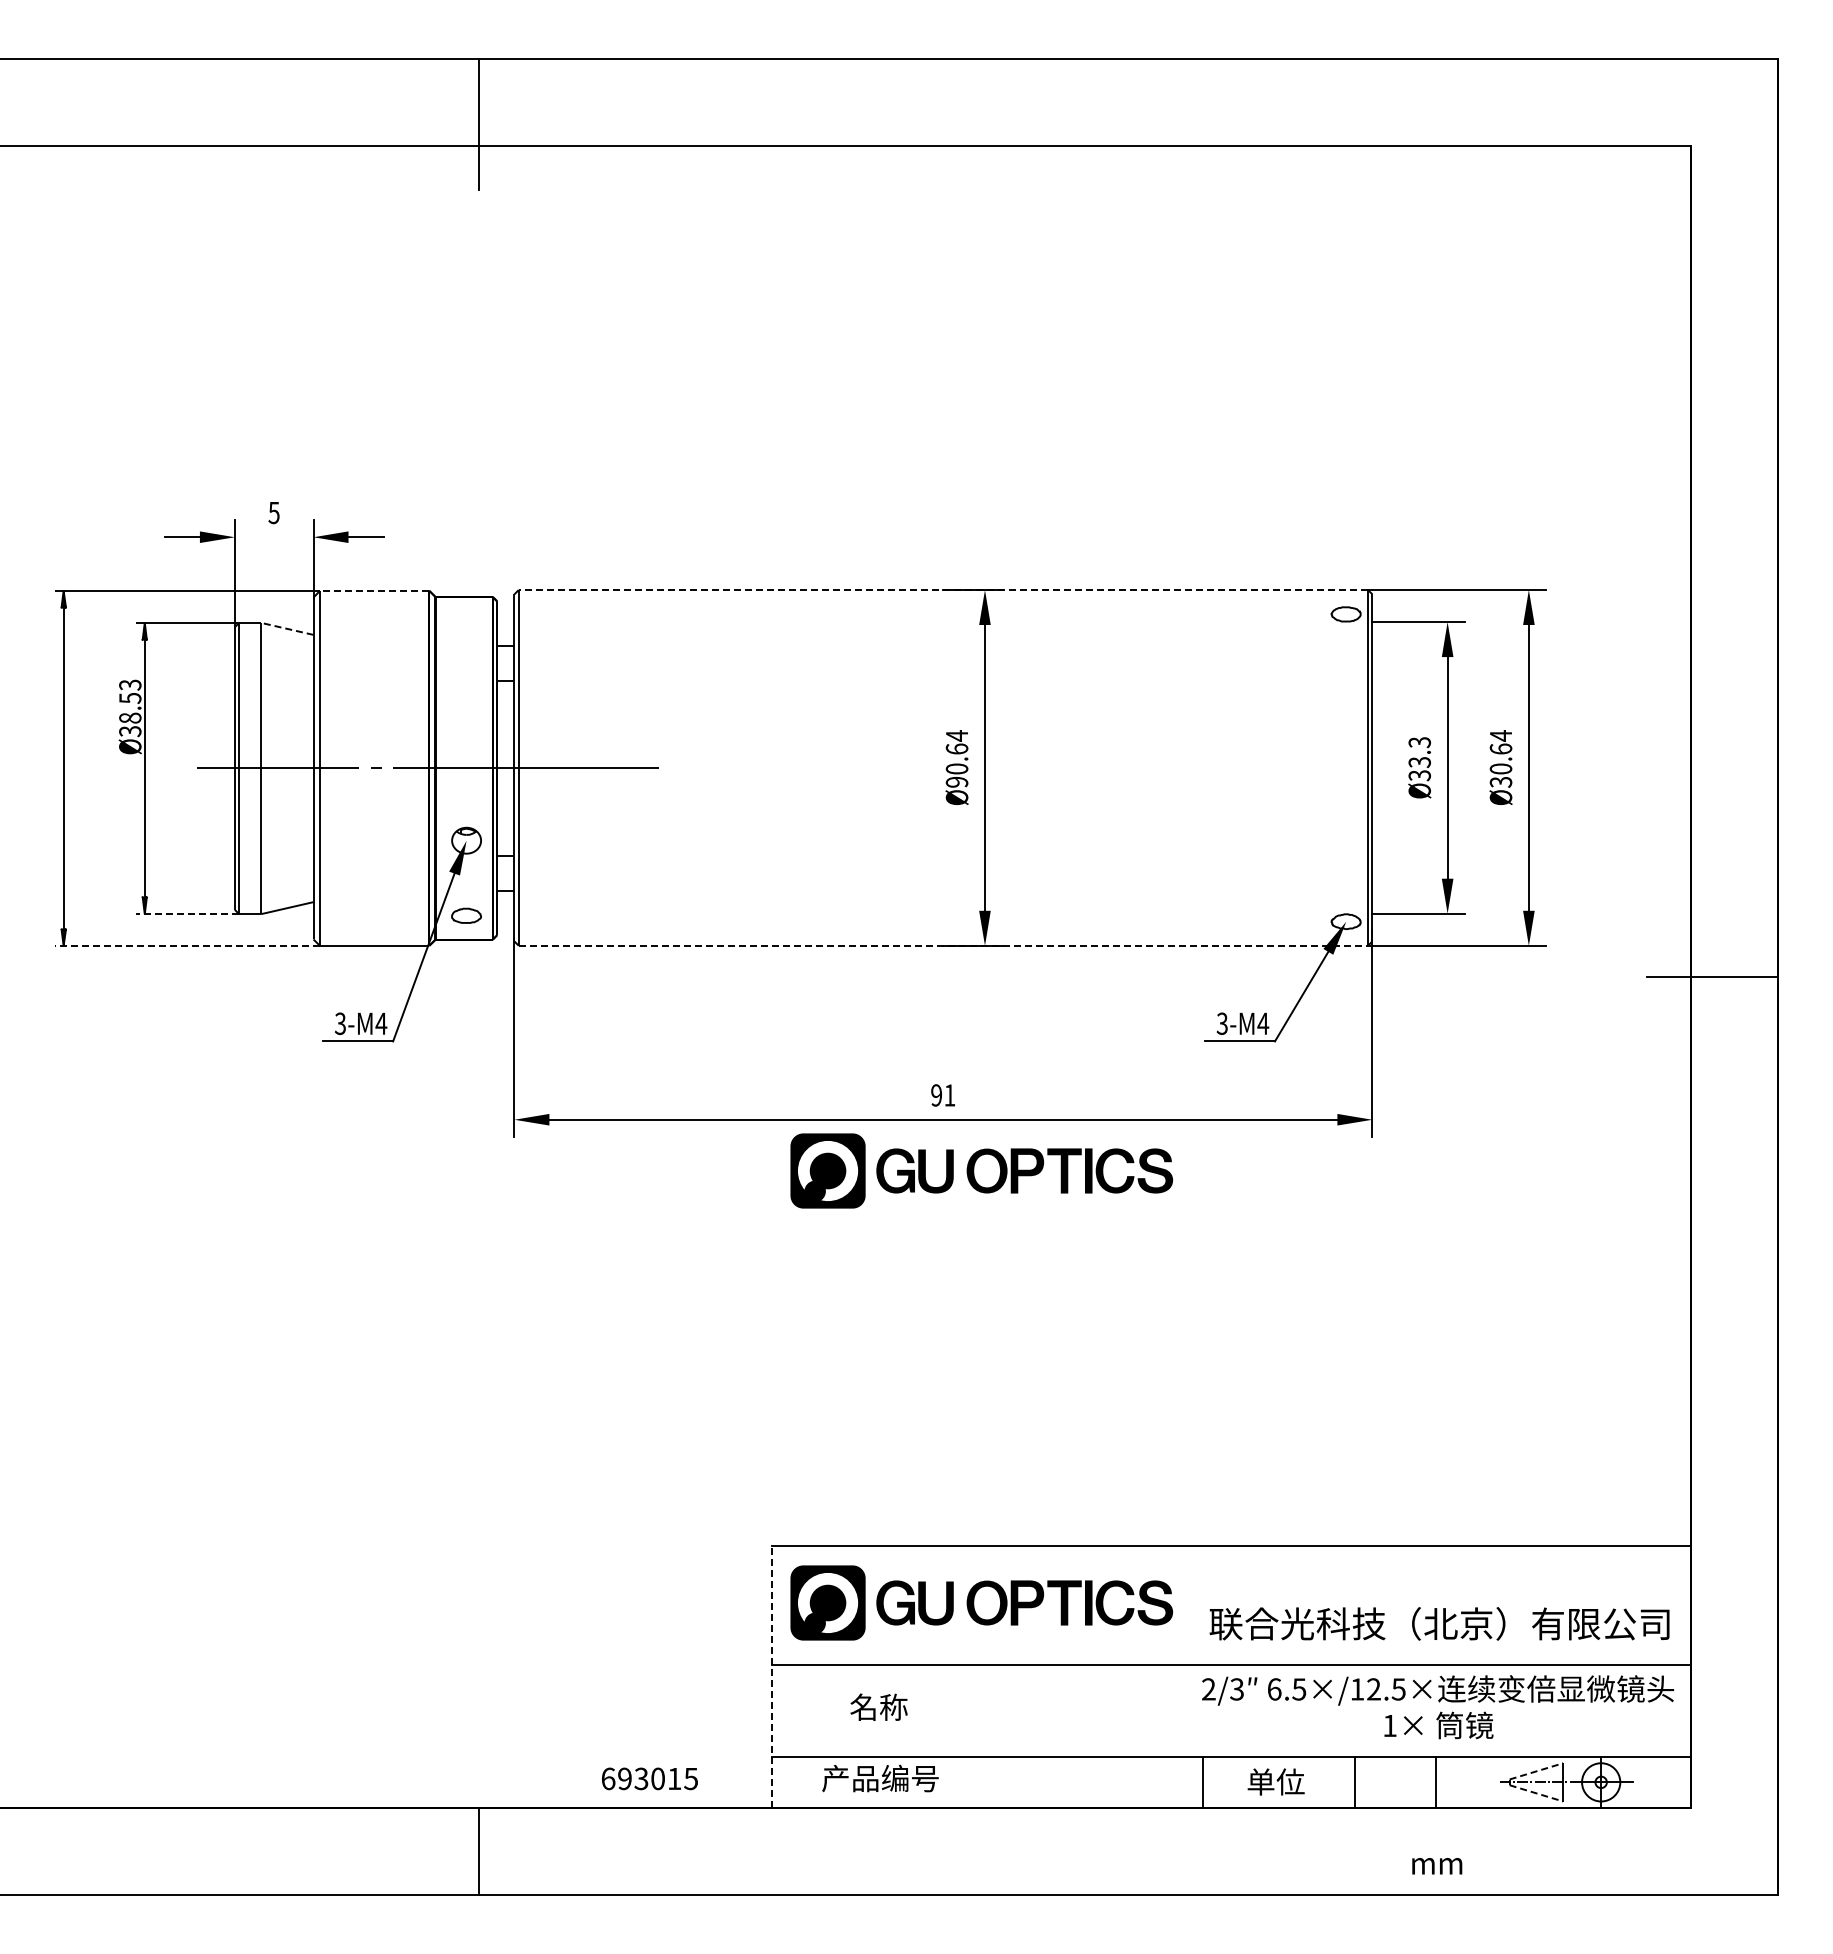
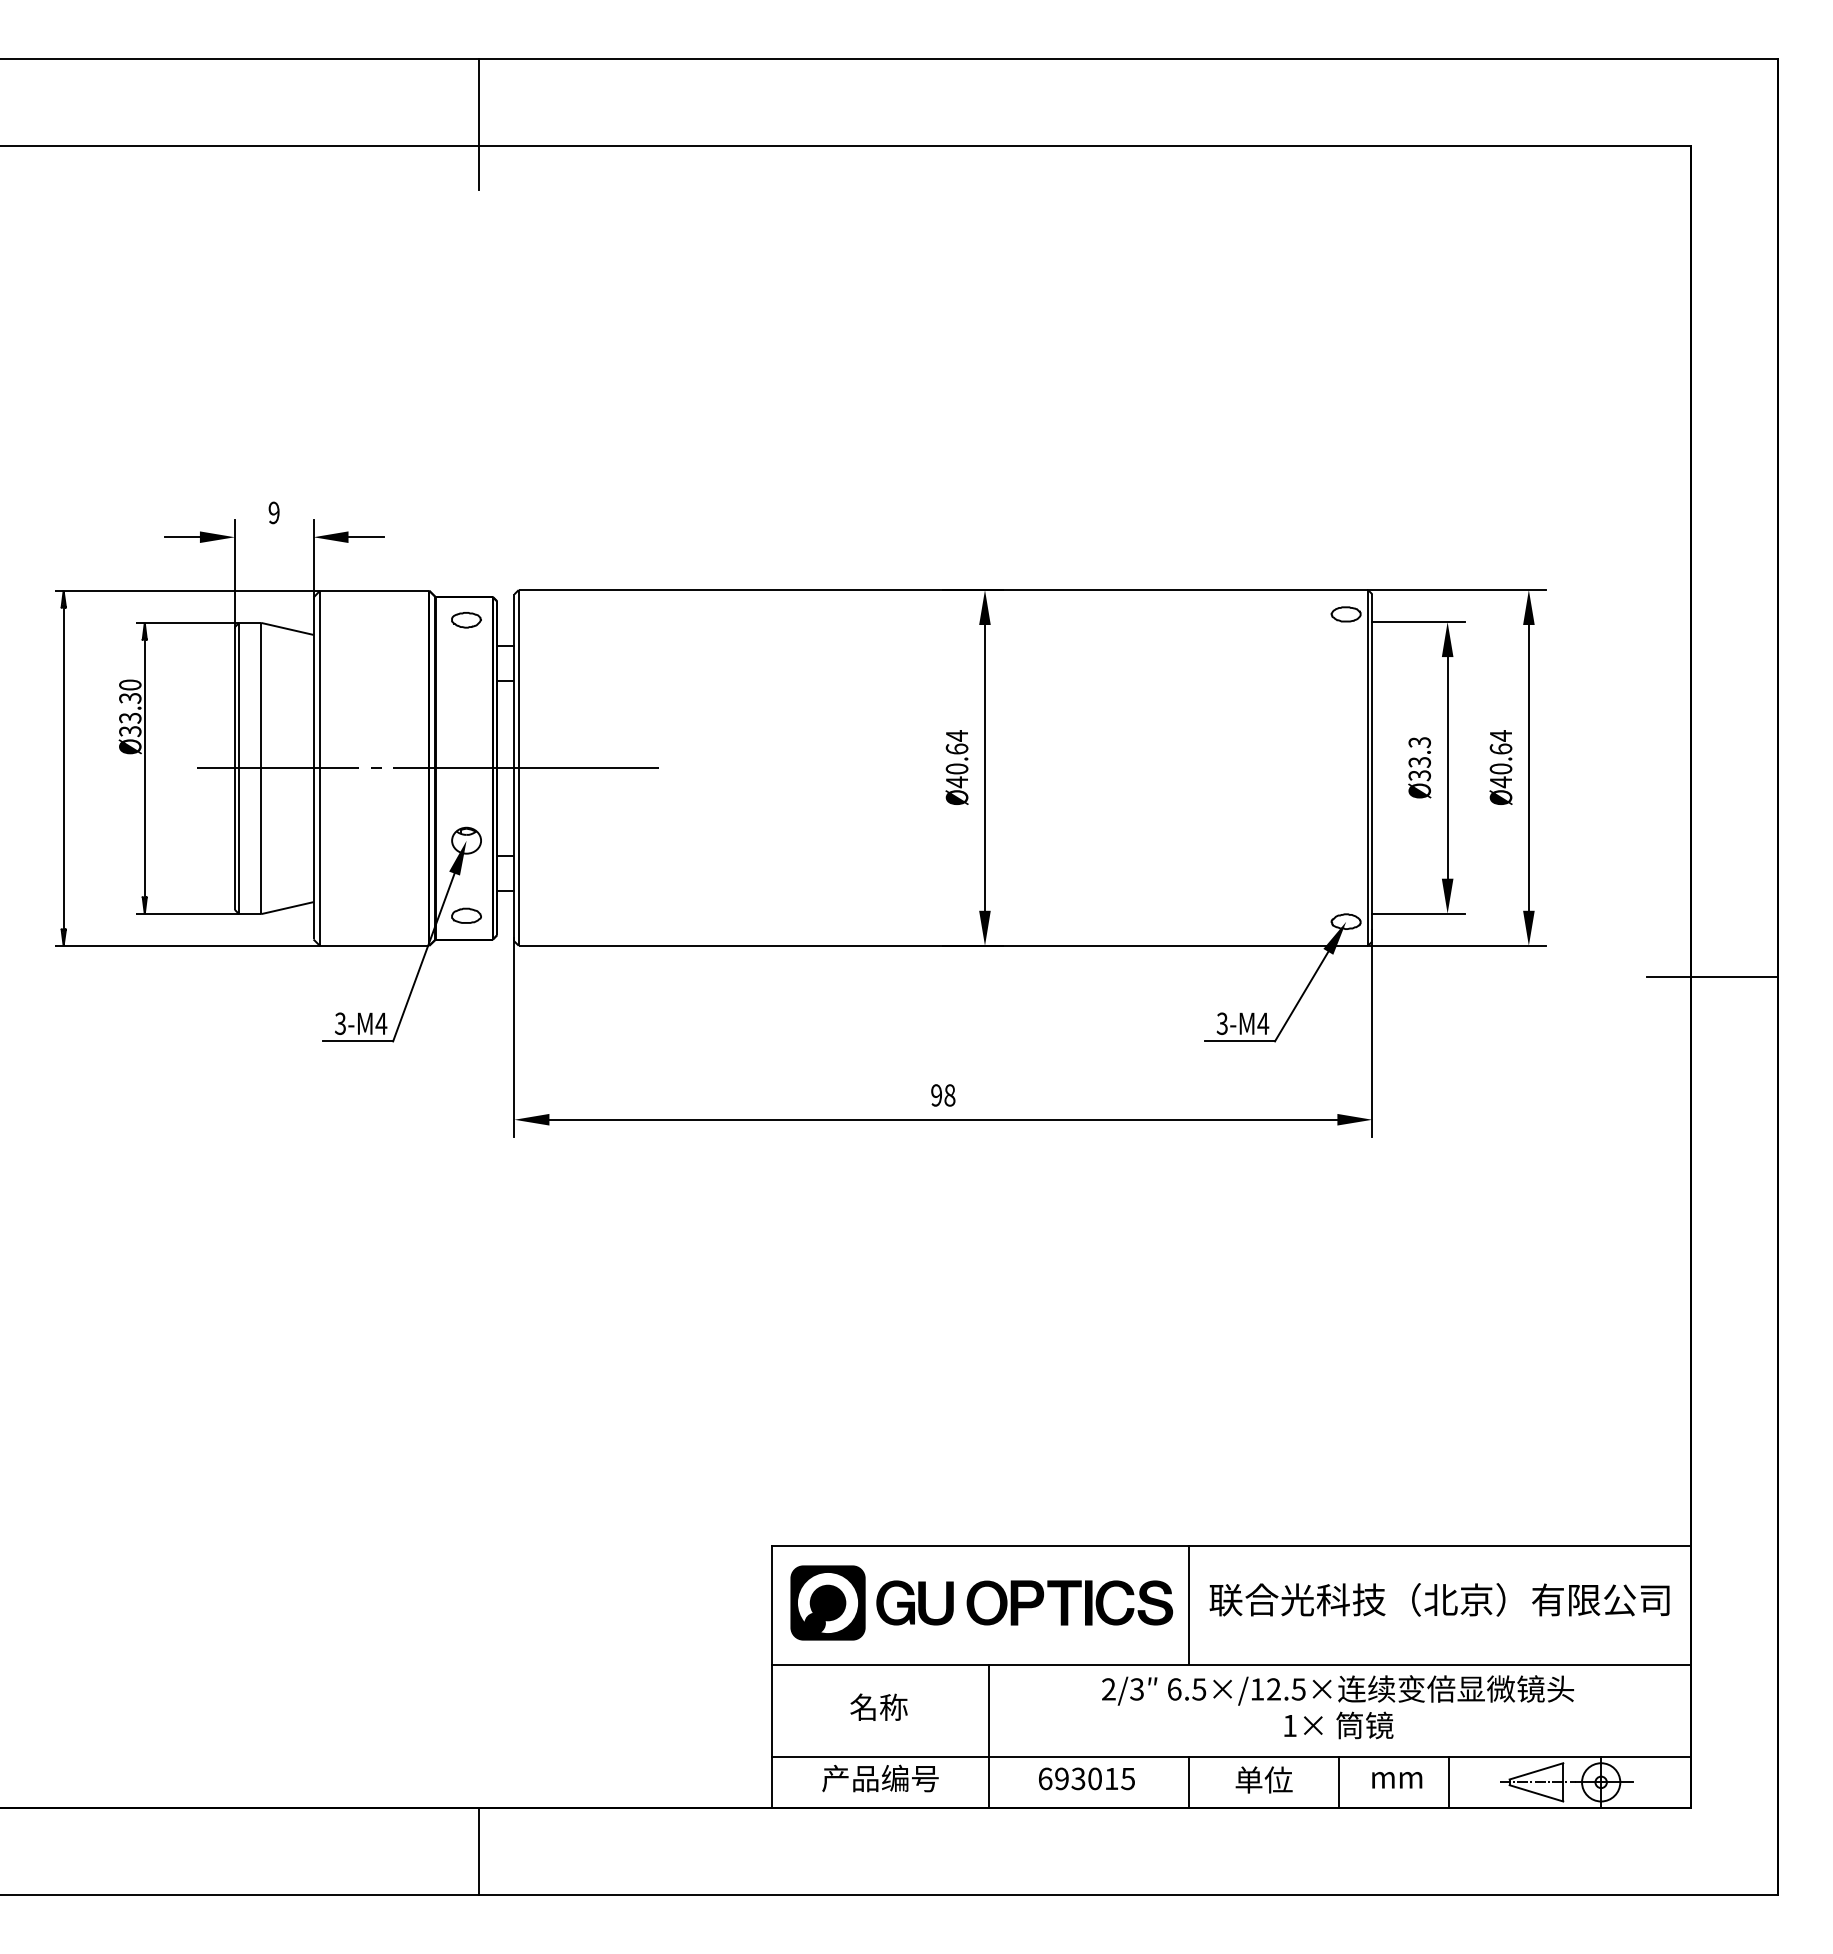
text: 5 -> 9 (273, 512)
line: dashed -> solid (374, 590)
line: dashed -> solid (943, 590)
part: none -> present (466, 620)
line: dashed -> solid (287, 628)
text: Ø38.53 -> Ø33.30 (130, 701)
text: Ø90.64 -> Ø40.64 (956, 782)
text: Ø30.64 -> Ø40.64 (1500, 782)
line: dashed -> solid (187, 914)
line: dashed -> solid (187, 945)
line: dashed -> solid (943, 945)
text: 91 -> 98 (949, 1095)
part: present -> none (981, 1170)
line: none -> present (1189, 1604)
text position: (1439, 1623) -> (1439, 1599) (1439, 1599)
line: dashed -> solid (772, 1676)
text position: (1437, 1707) -> (1337, 1707) (1337, 1707)
line: none -> present (988, 1736)
line: dashed -> solid (1536, 1771)
text position: (649, 1778) -> (1086, 1778) (1086, 1778)
line position: (1203, 1781) -> (1189, 1781) (1189, 1781)
text position: (1275, 1781) -> (1263, 1779) (1263, 1779)
line position: (1354, 1781) -> (1338, 1781) (1338, 1781)
line position: (1435, 1781) -> (1448, 1781) (1448, 1781)
line: dashed -> solid (1536, 1793)
text position: (1437, 1866) -> (1397, 1780) (1397, 1780)
